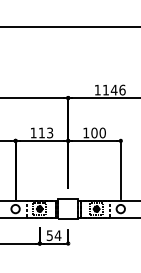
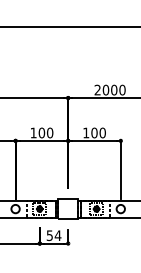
text: 1146 -> 2000 (109, 89)
text: 113 -> 100 (45, 132)
